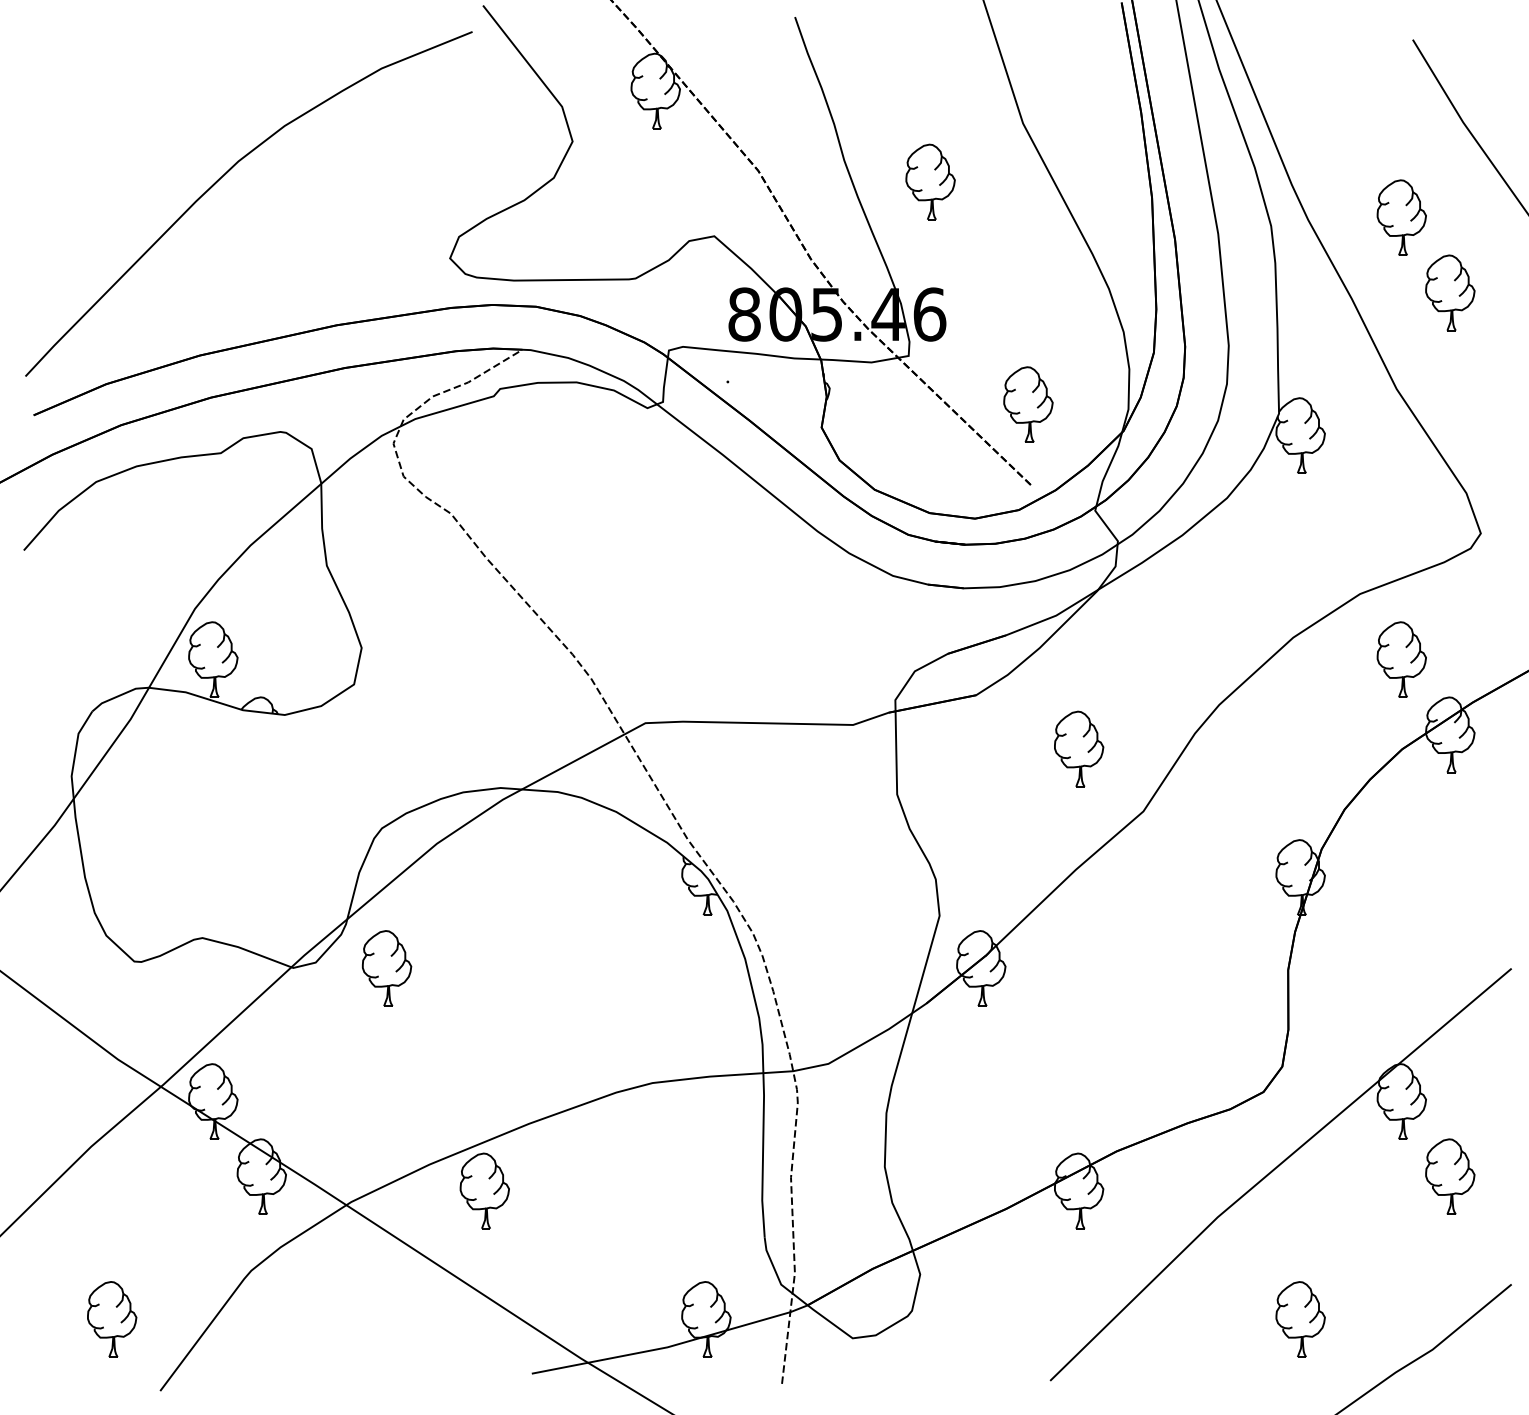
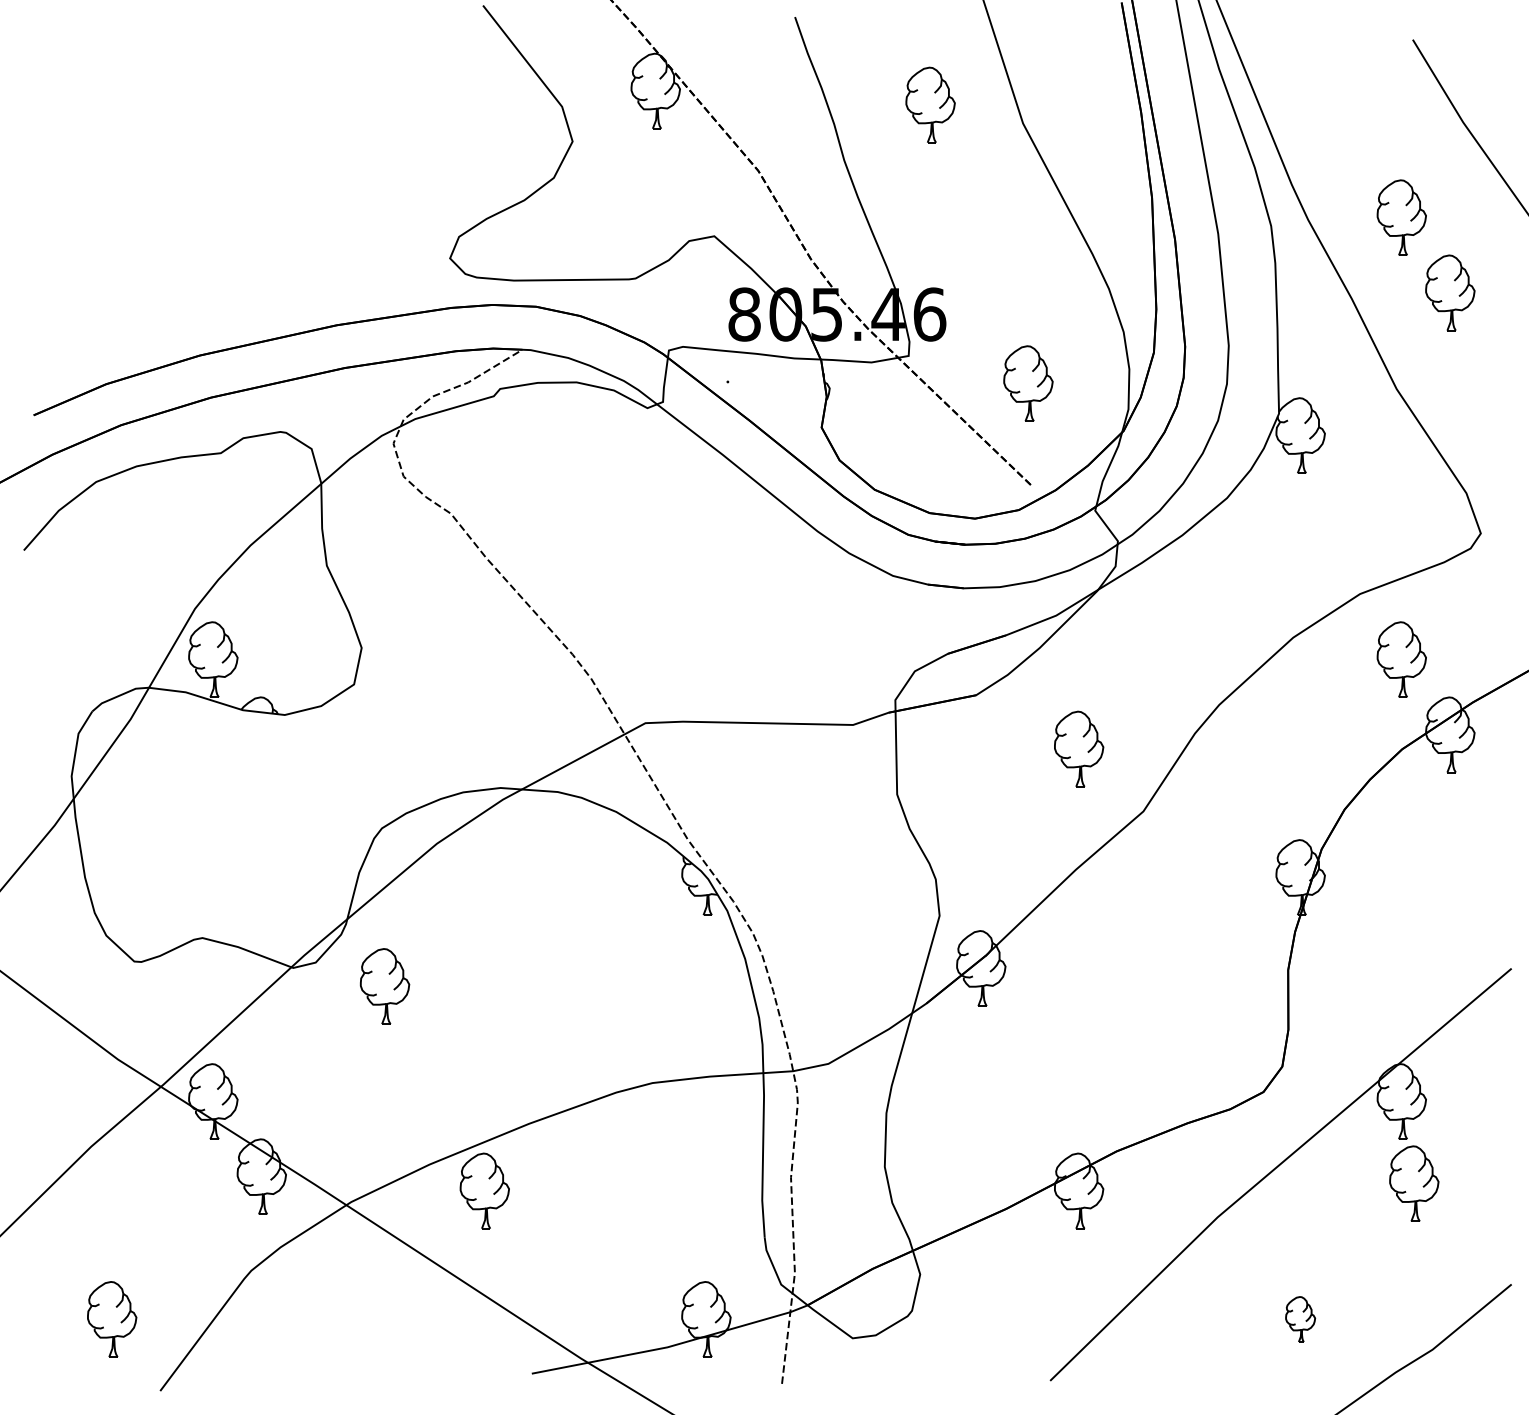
curve: present -> none (226, 174)
part position: (930, 181) -> (930, 104) (930, 104)
part position: (1028, 404) -> (1028, 383) (1028, 383)
part position: (386, 968) -> (384, 986) (384, 986)
part position: (1450, 1176) -> (1414, 1183) (1414, 1183)
part size: 51x77 px -> 32x47 px (1300, 1319)
